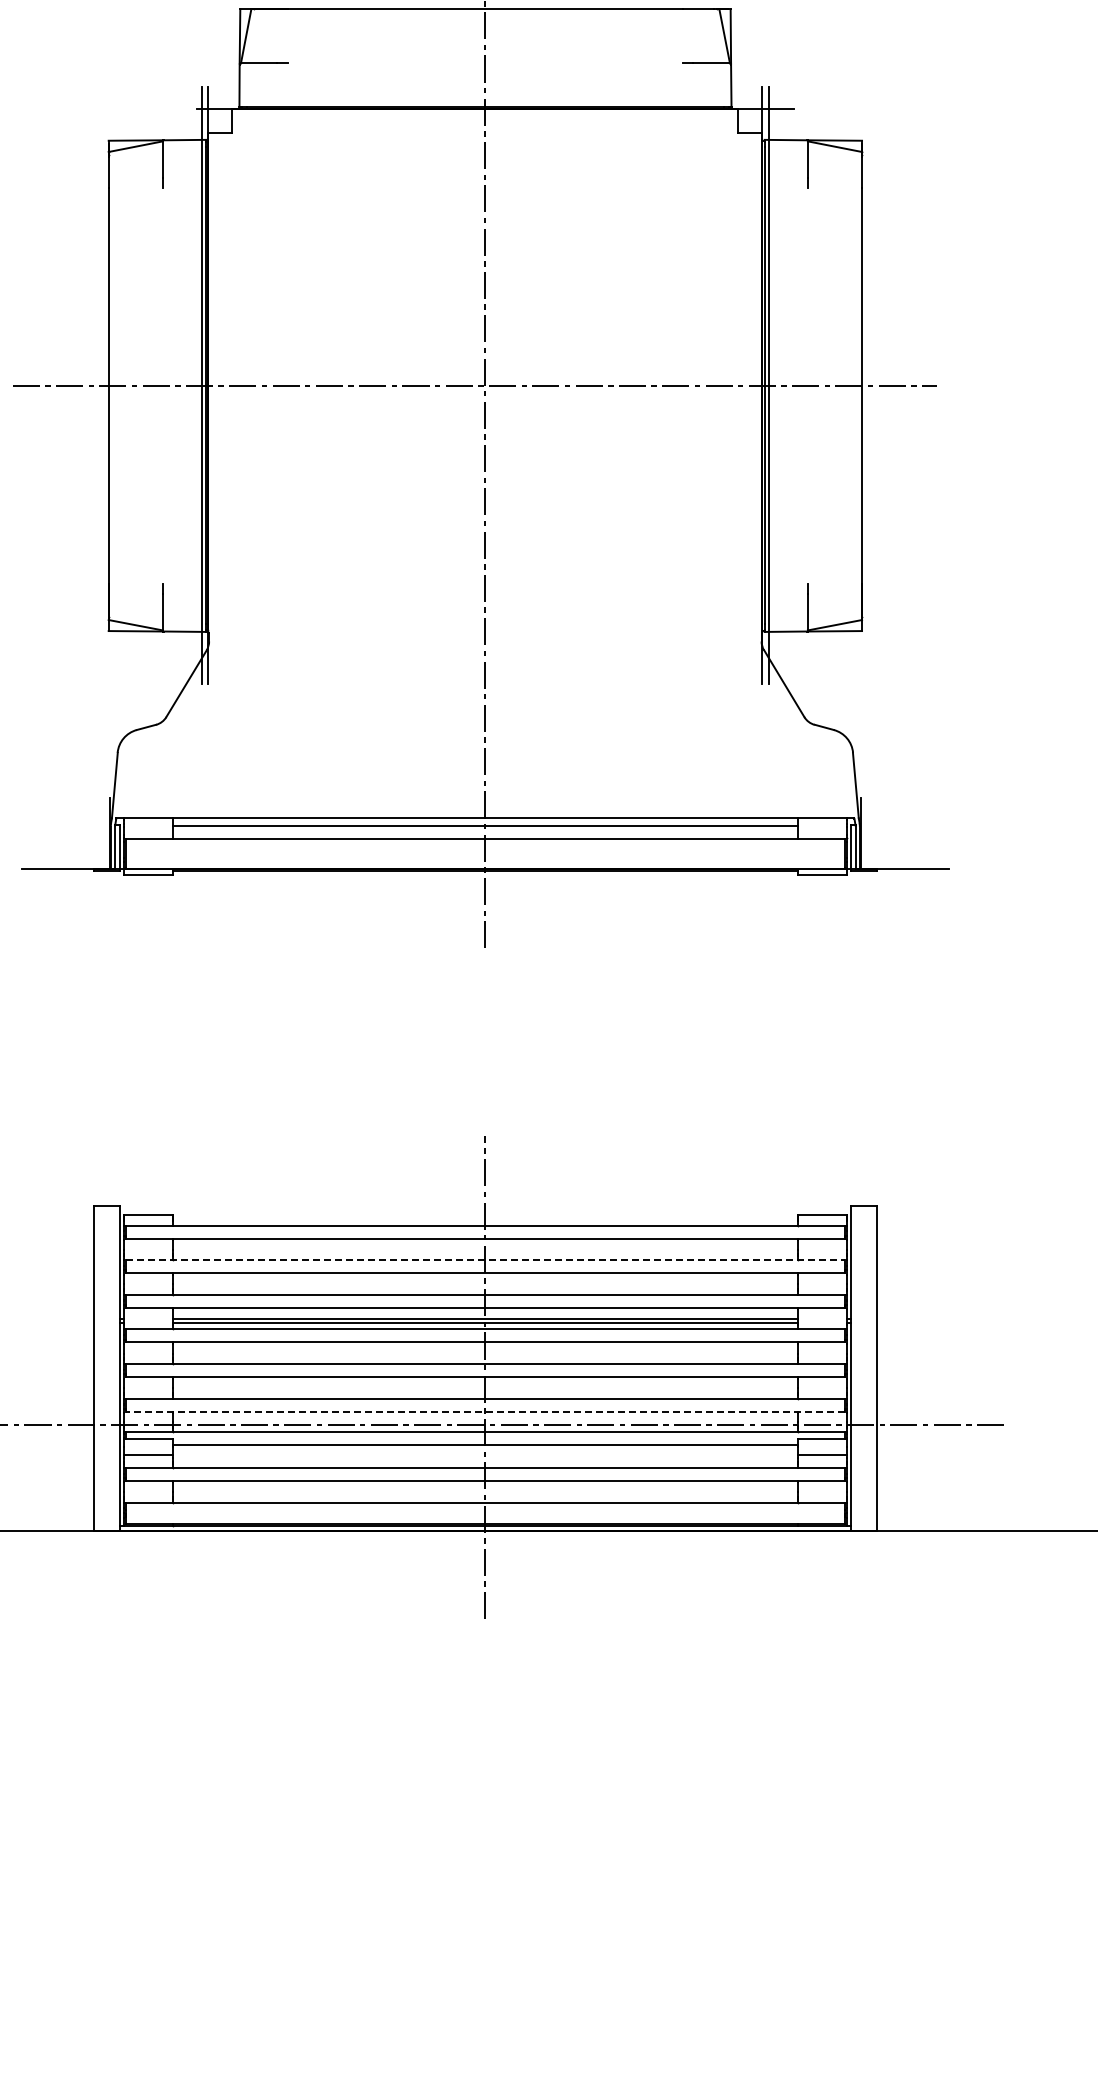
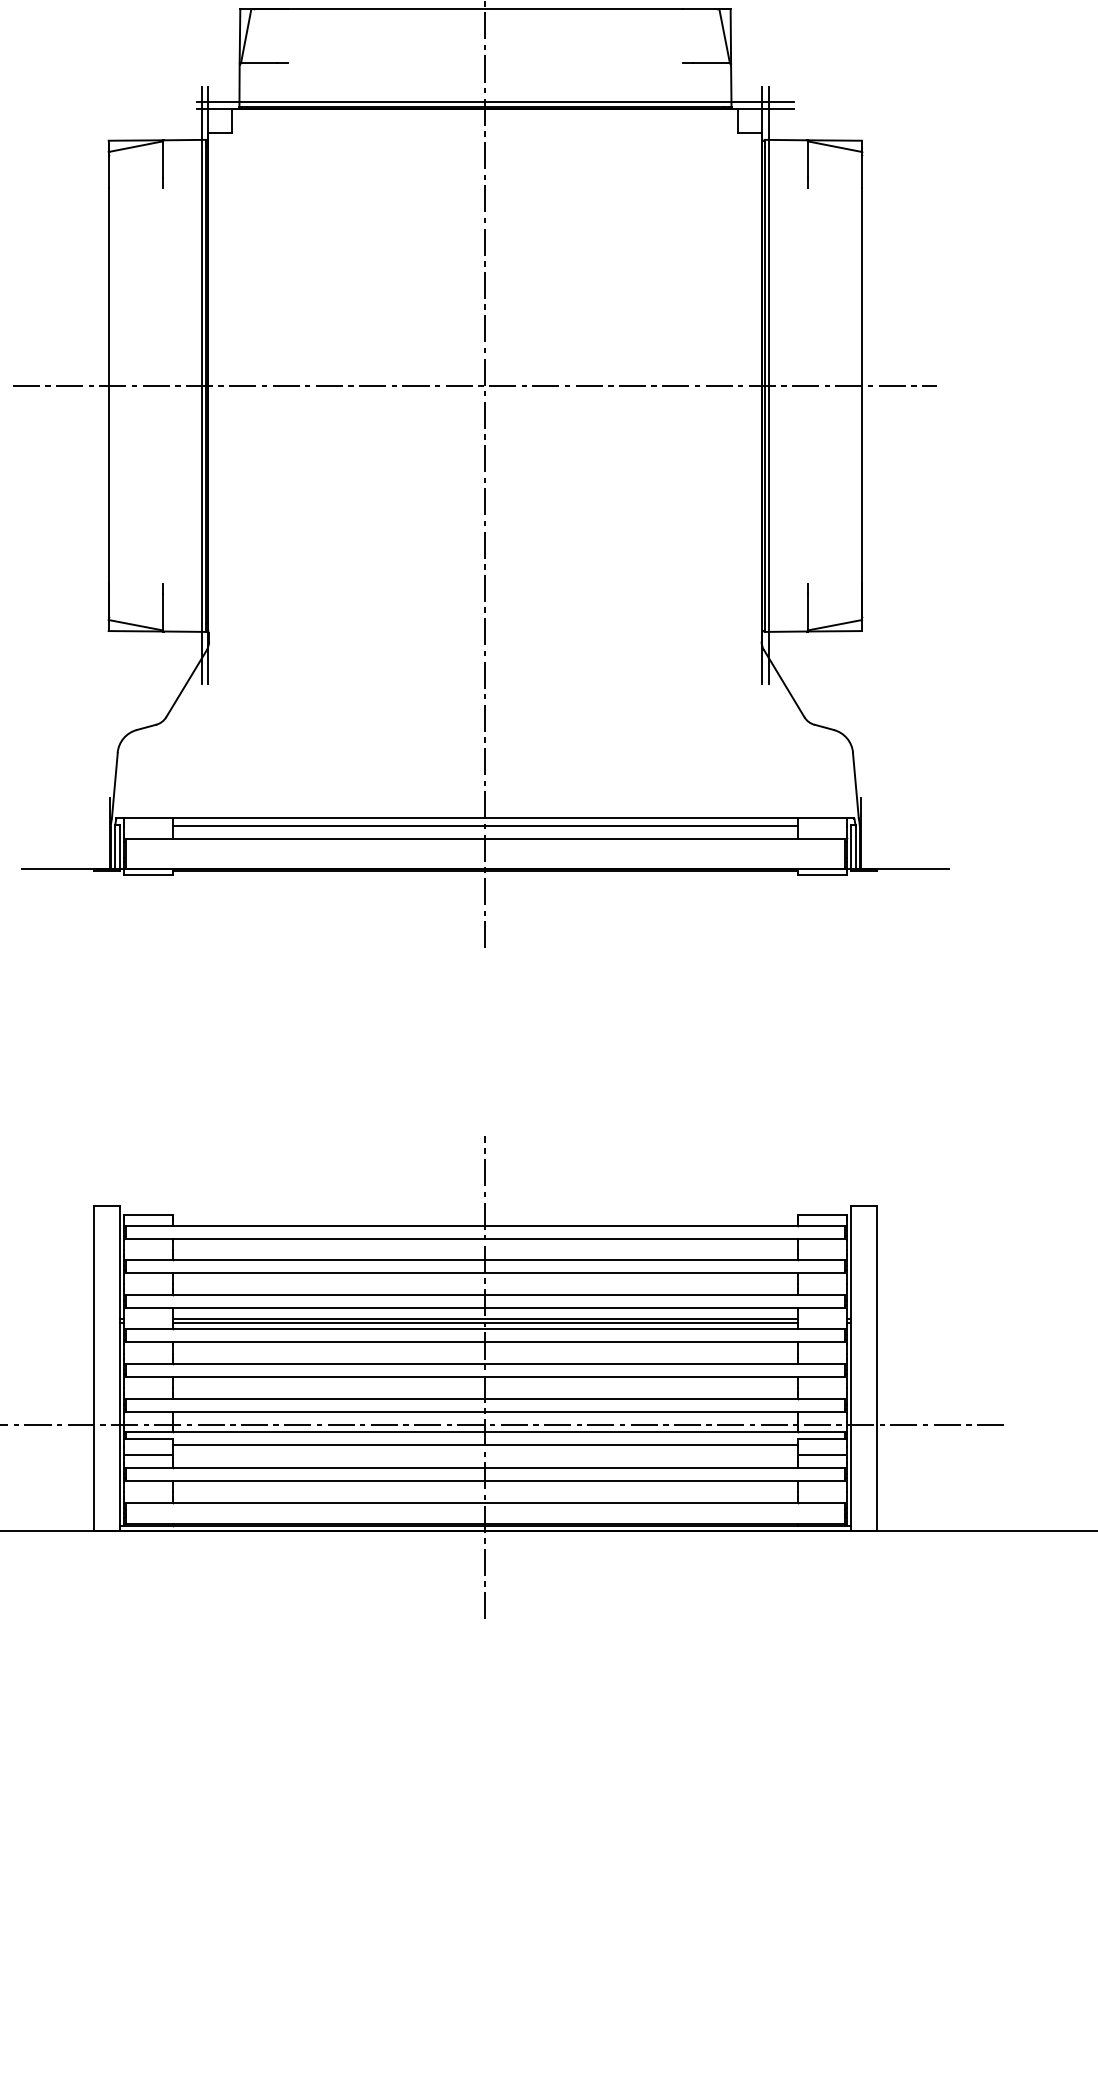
line: none -> present (494, 102)
line: dashed -> solid (485, 1260)
line: dashed -> solid (485, 1411)
